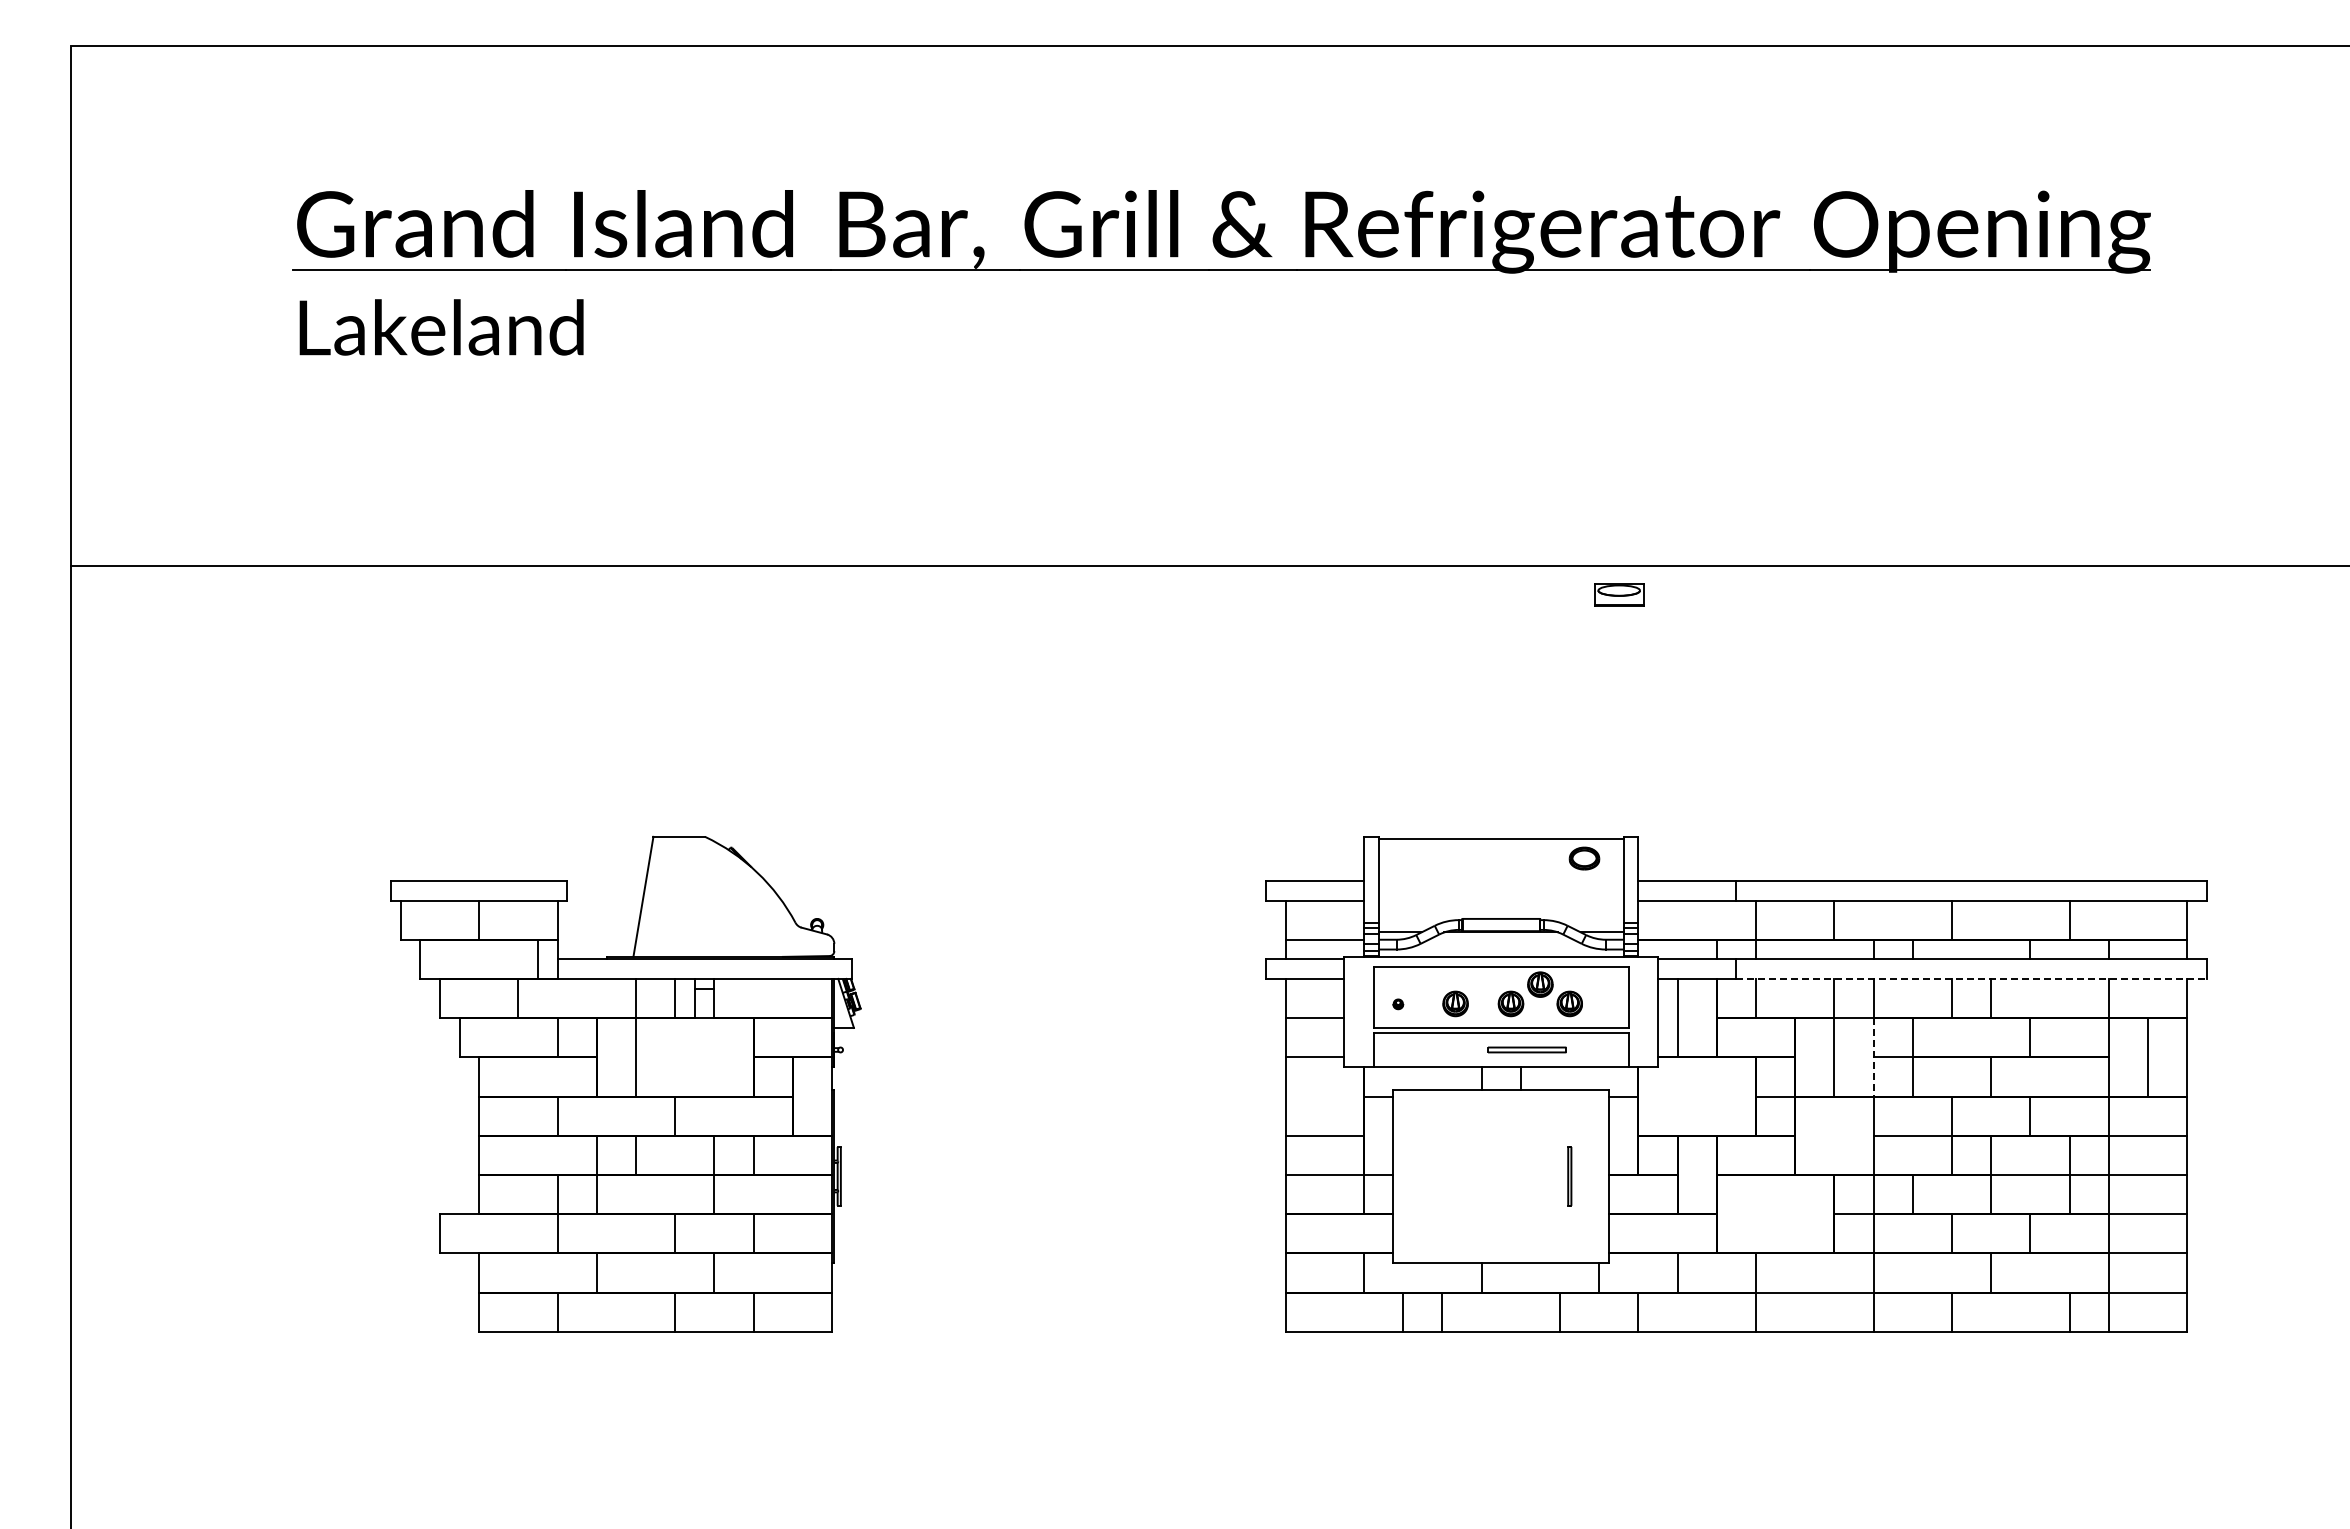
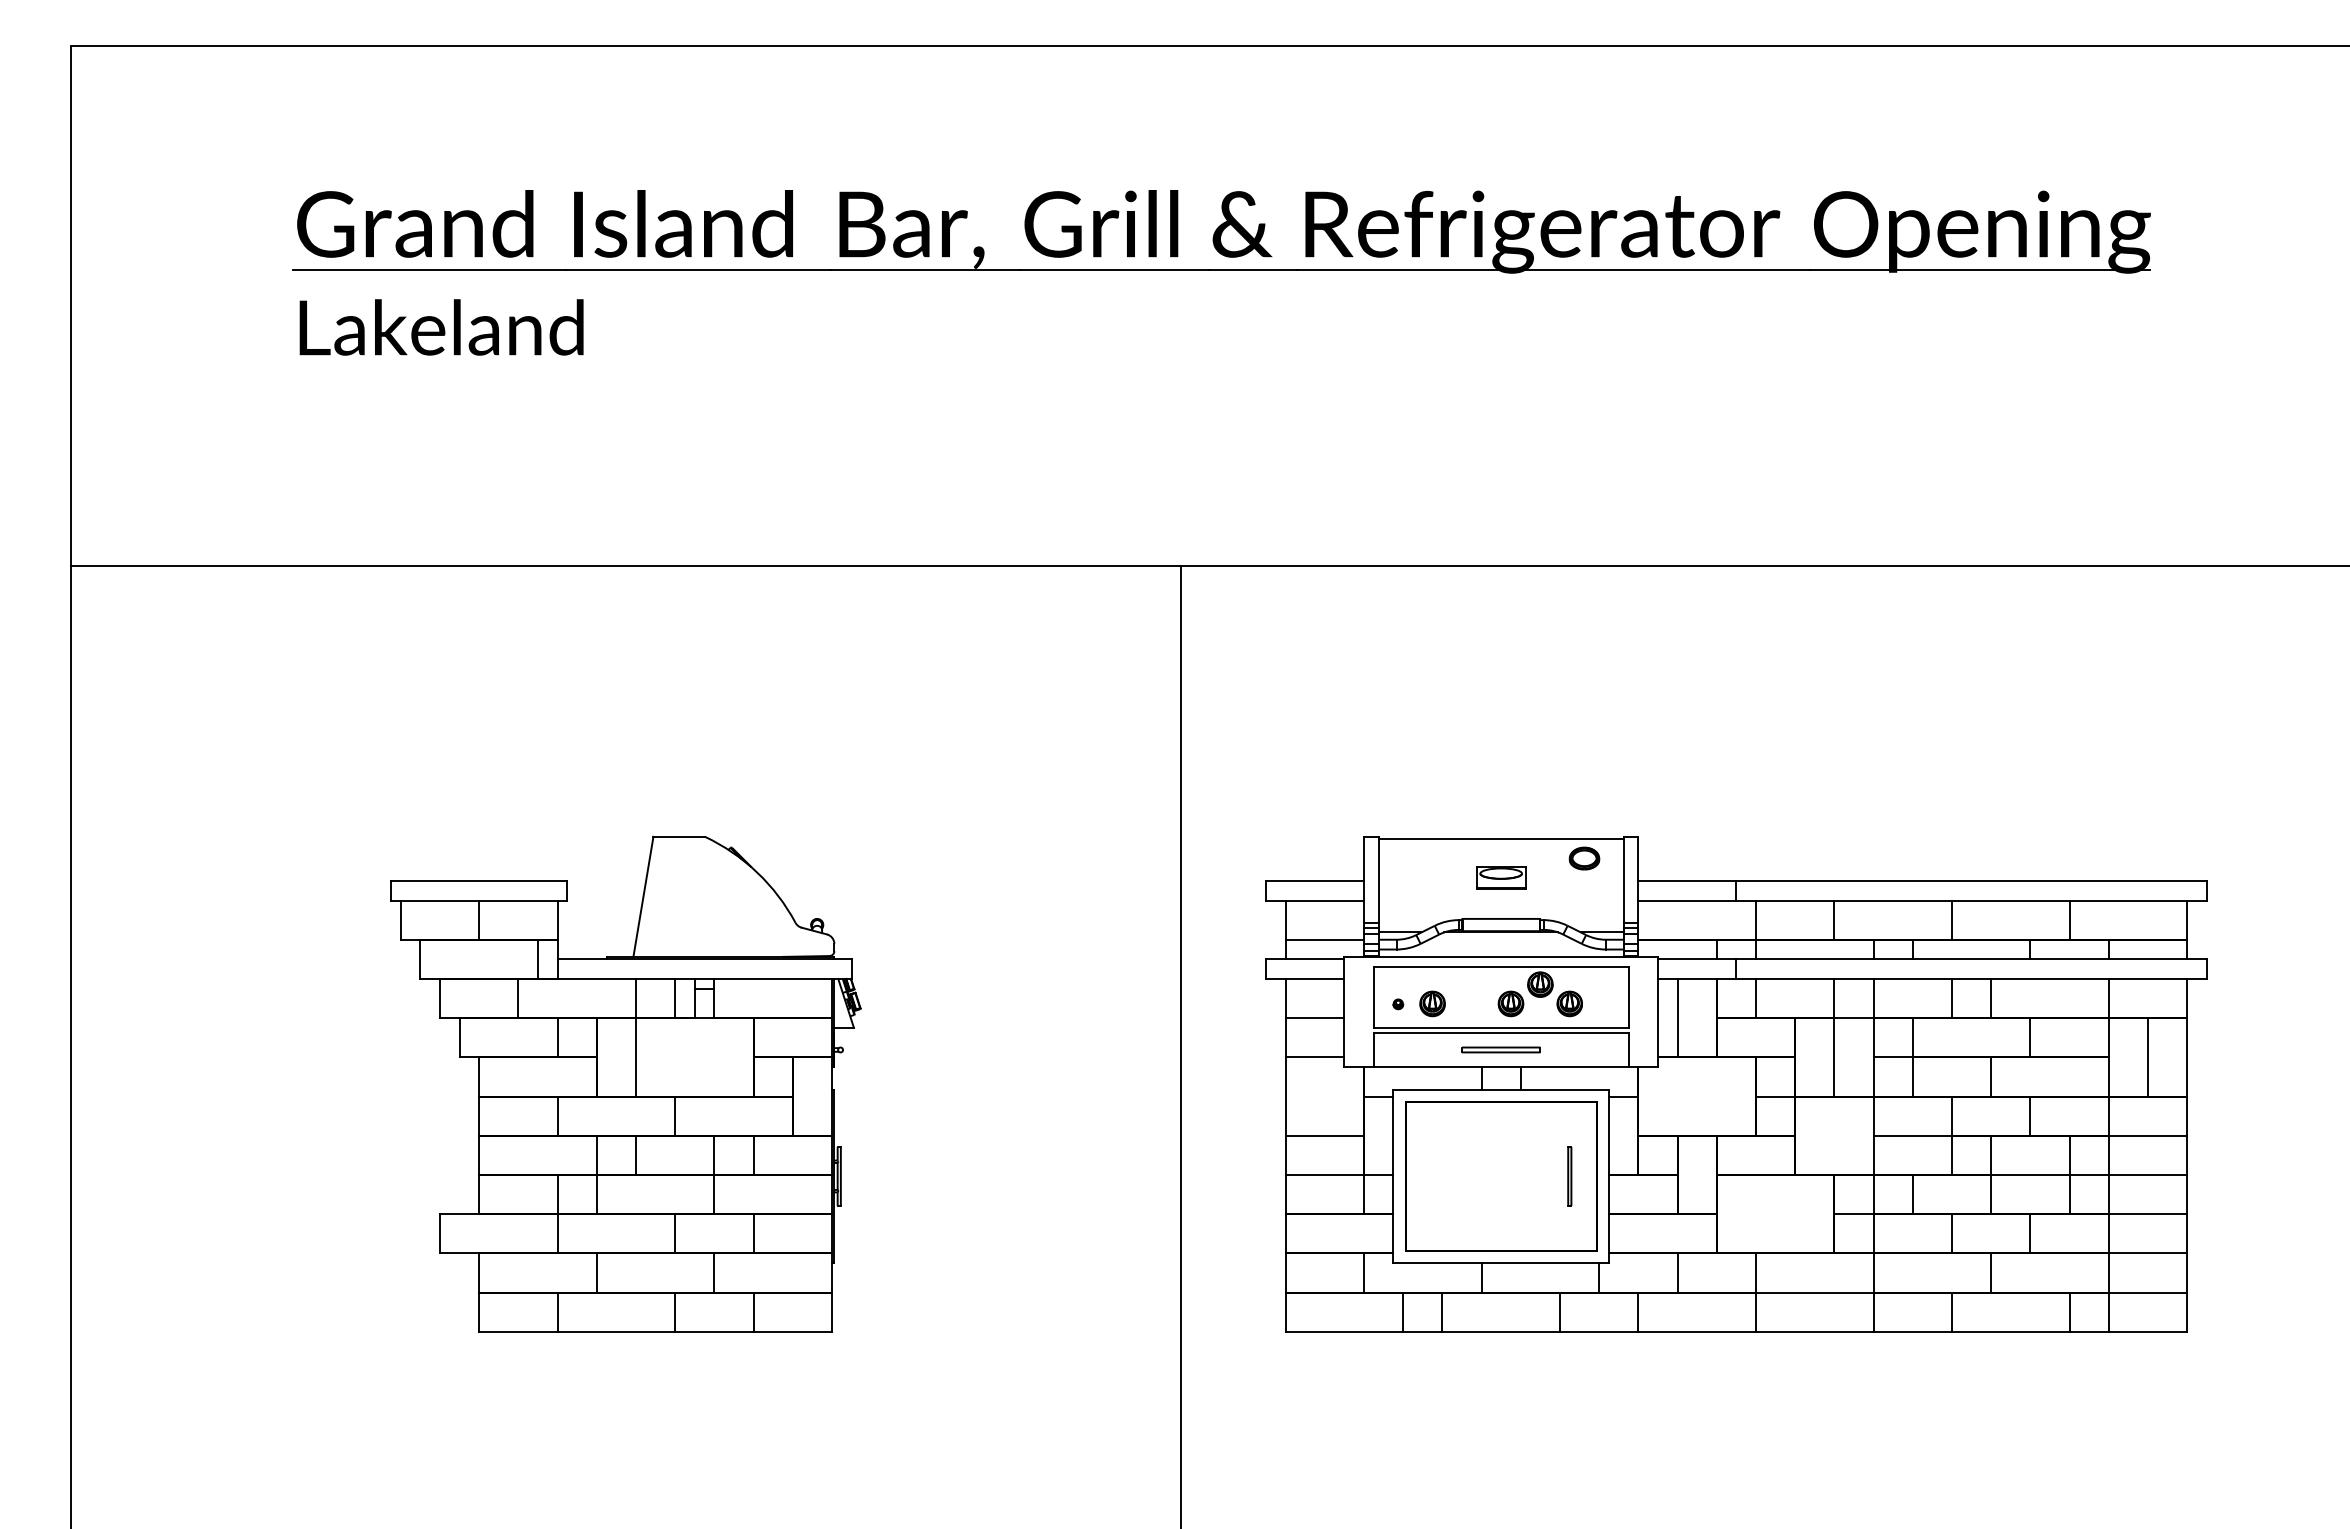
part position: (1619, 594) -> (1501, 877) (1501, 877)
line: dashed -> solid (1972, 978)
part position: (1455, 1003) -> (1432, 1003) (1432, 1003)
line: none -> present (1181, 1045)
part position: (1526, 1049) -> (1500, 1049) (1500, 1049)
line: dashed -> solid (1873, 1057)
part: none -> present (1501, 1176)
